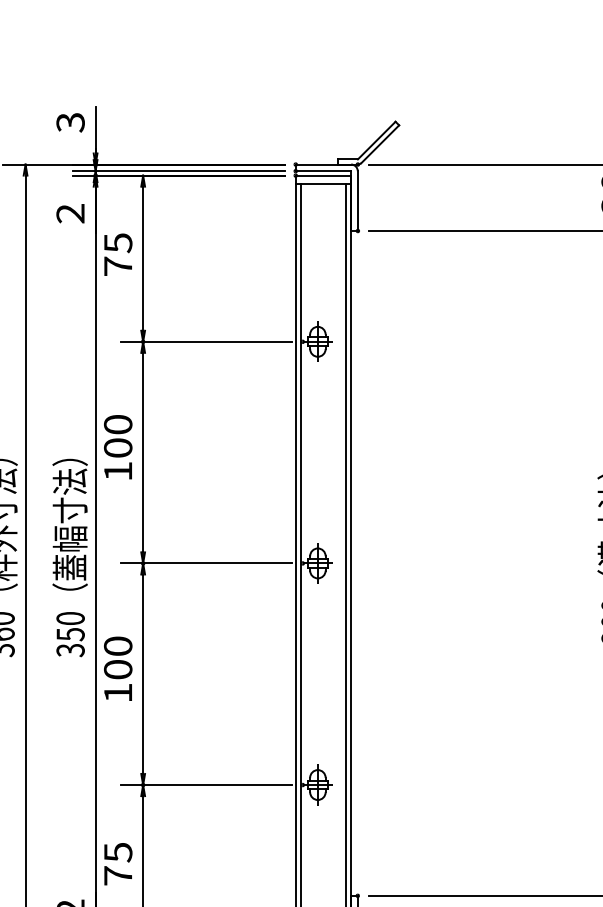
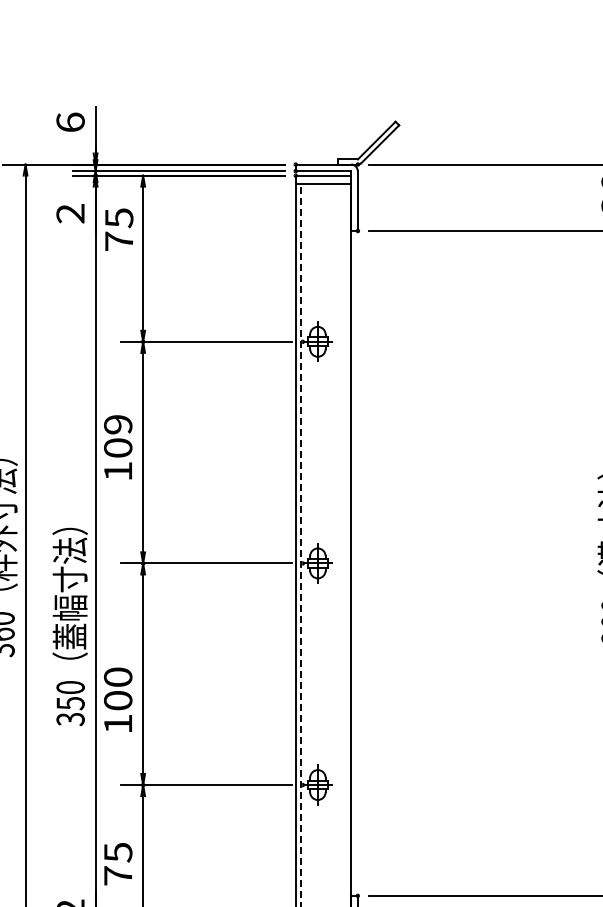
text: 3 -> 6 (70, 122)
text position: (118, 254) -> (119, 229) (119, 229)
text: 100 -> 109 (118, 424)
line: present -> none (345, 543)
line: solid -> dashed (301, 545)
text position: (69, 557) -> (69, 626) (69, 626)
text position: (118, 668) -> (118, 699) (118, 699)
